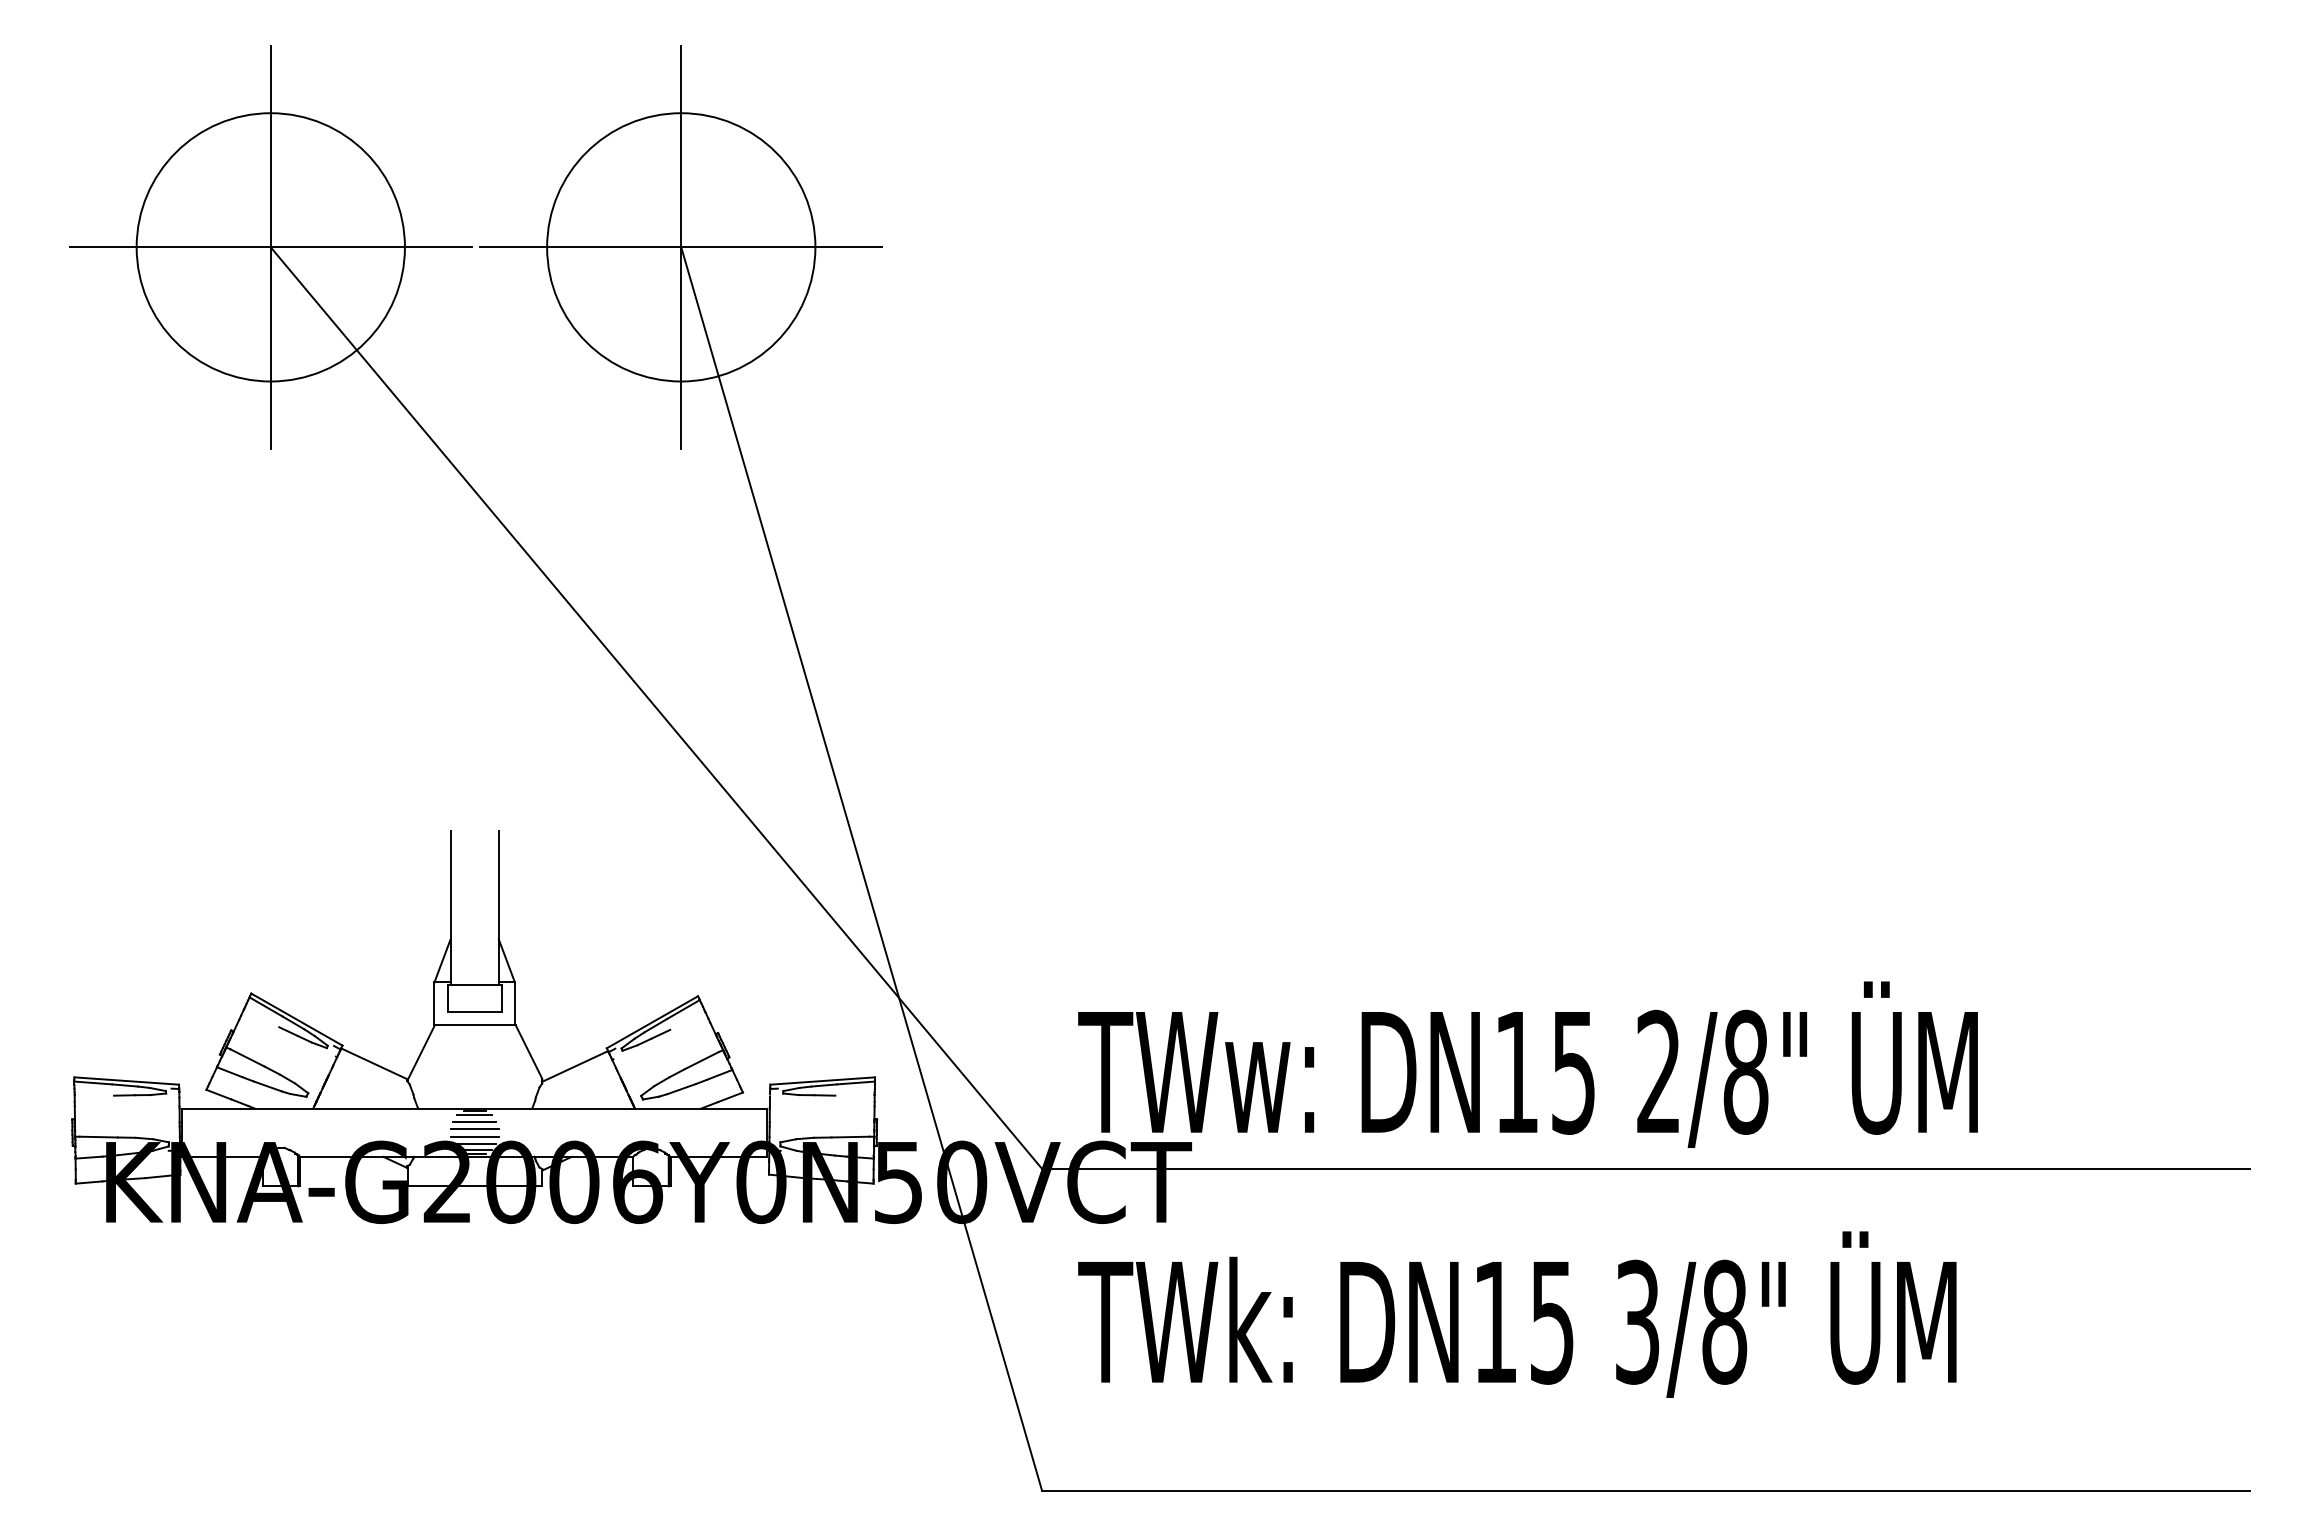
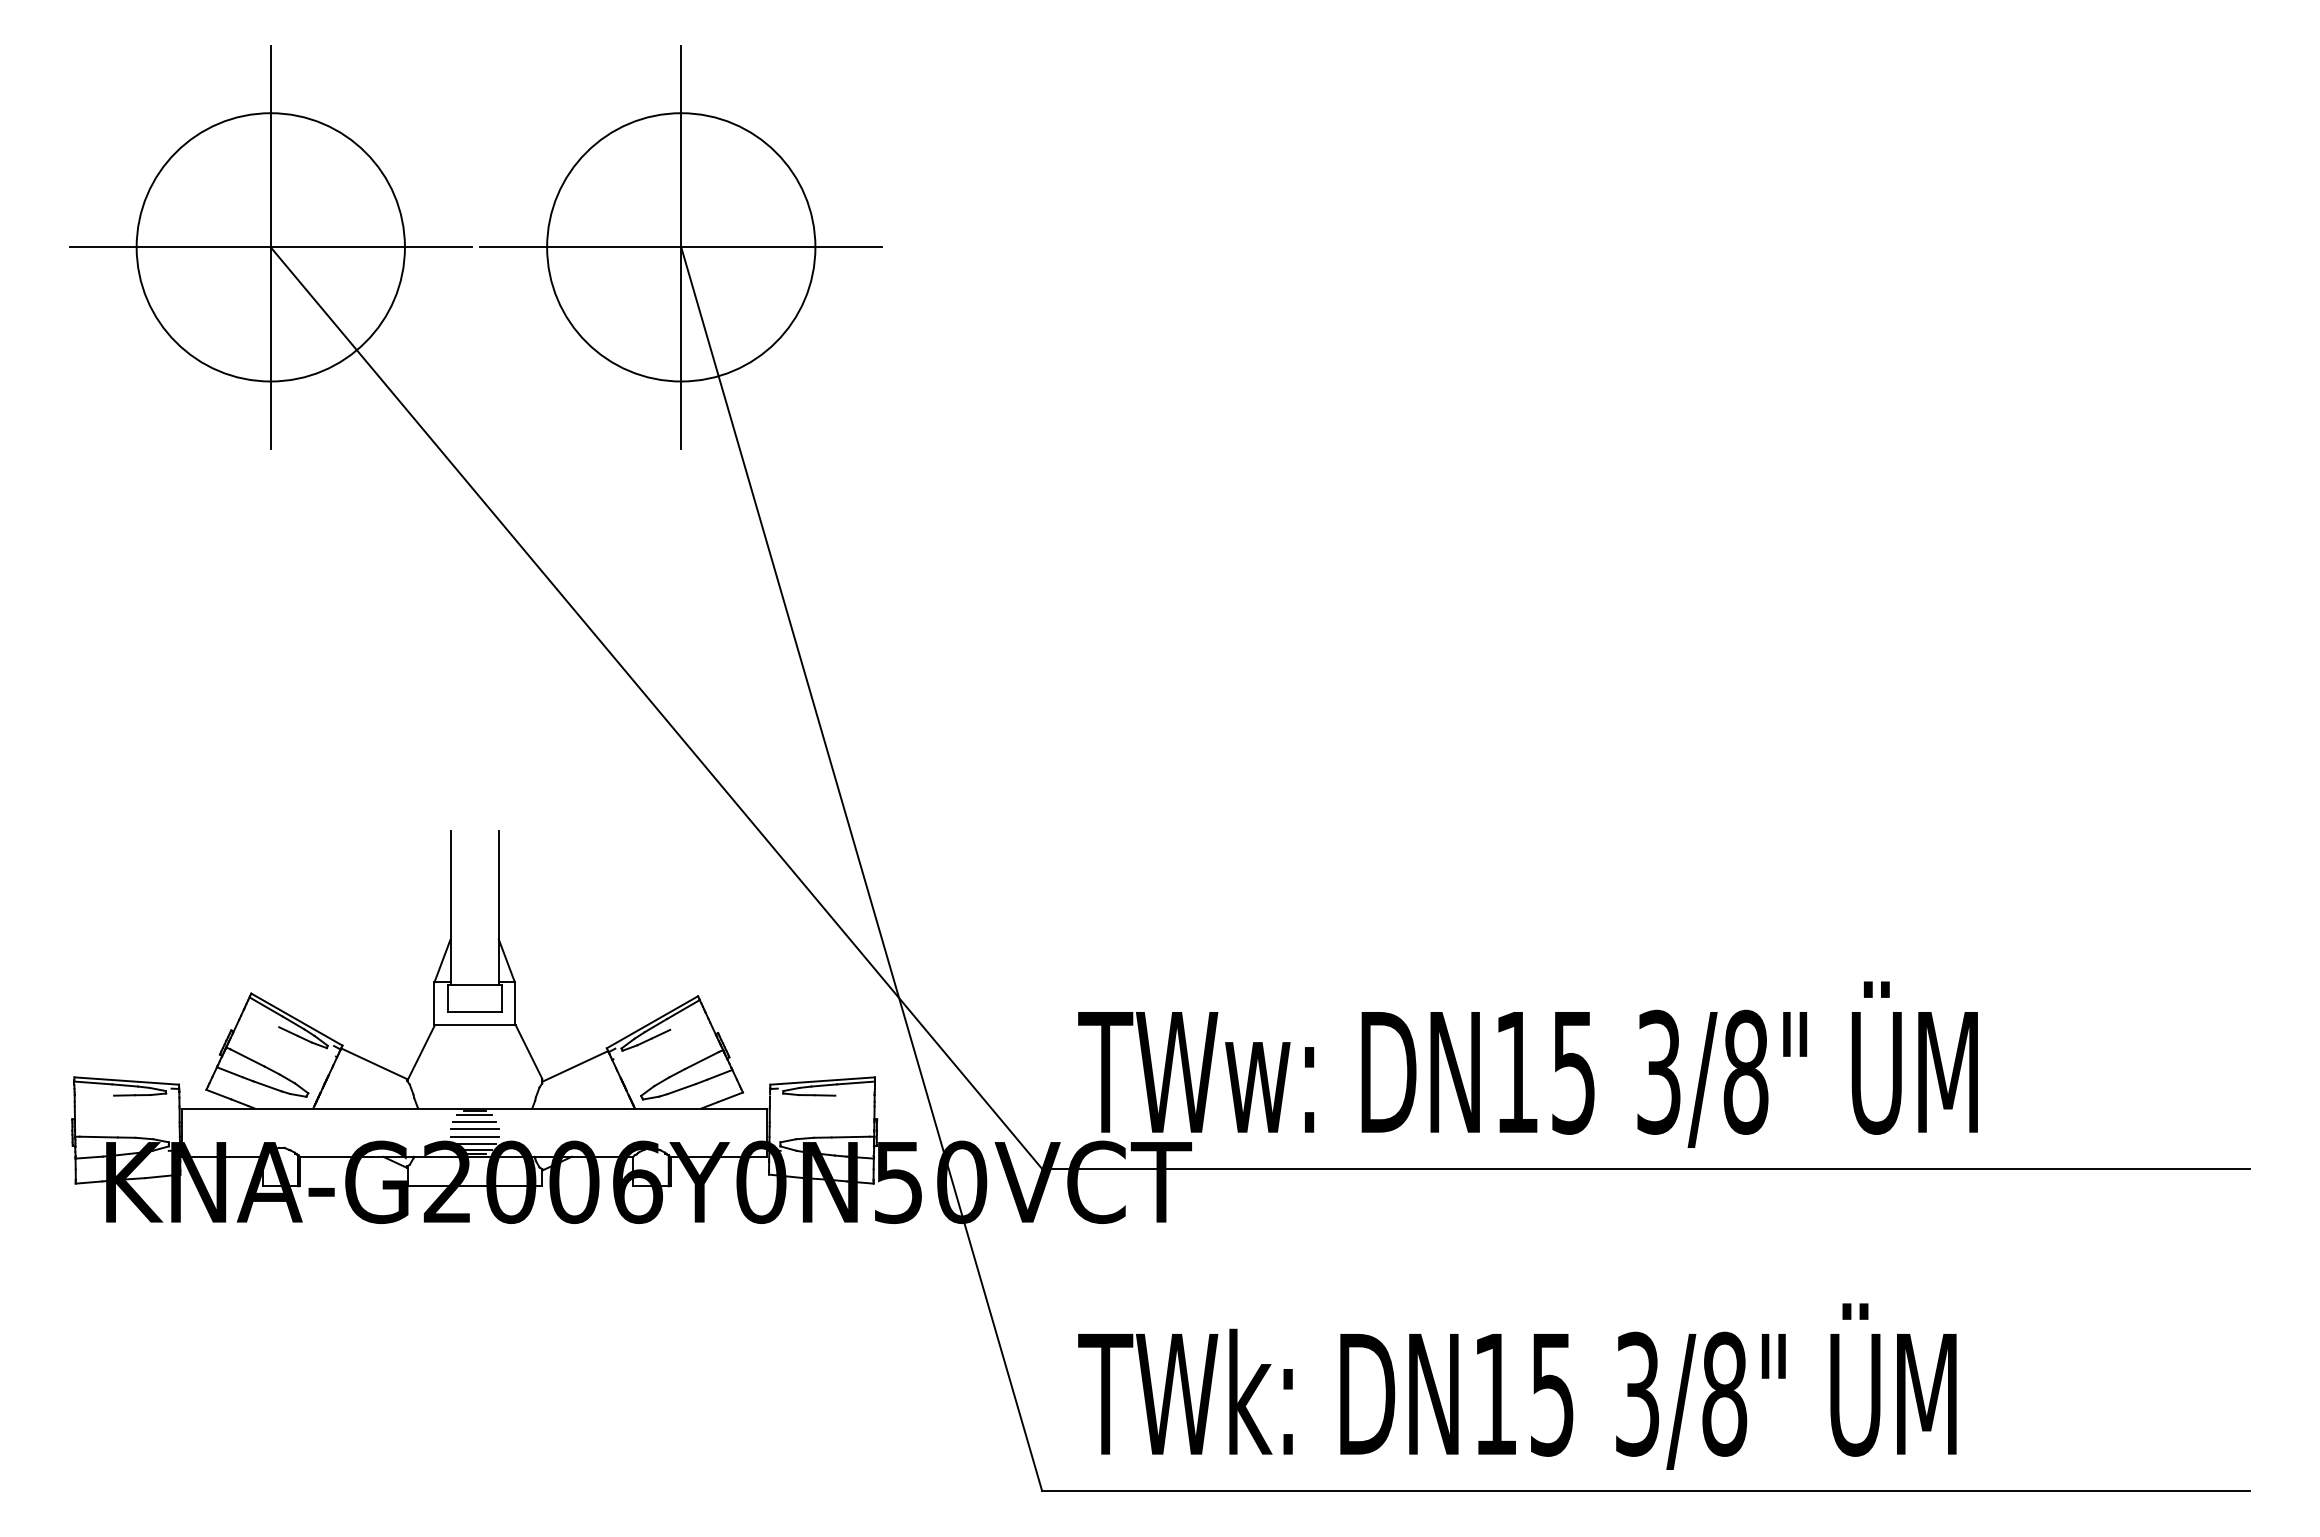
text: 2/8" -> 3/8" (1658, 1072)
text position: (1517, 1314) -> (1517, 1386) (1517, 1386)
